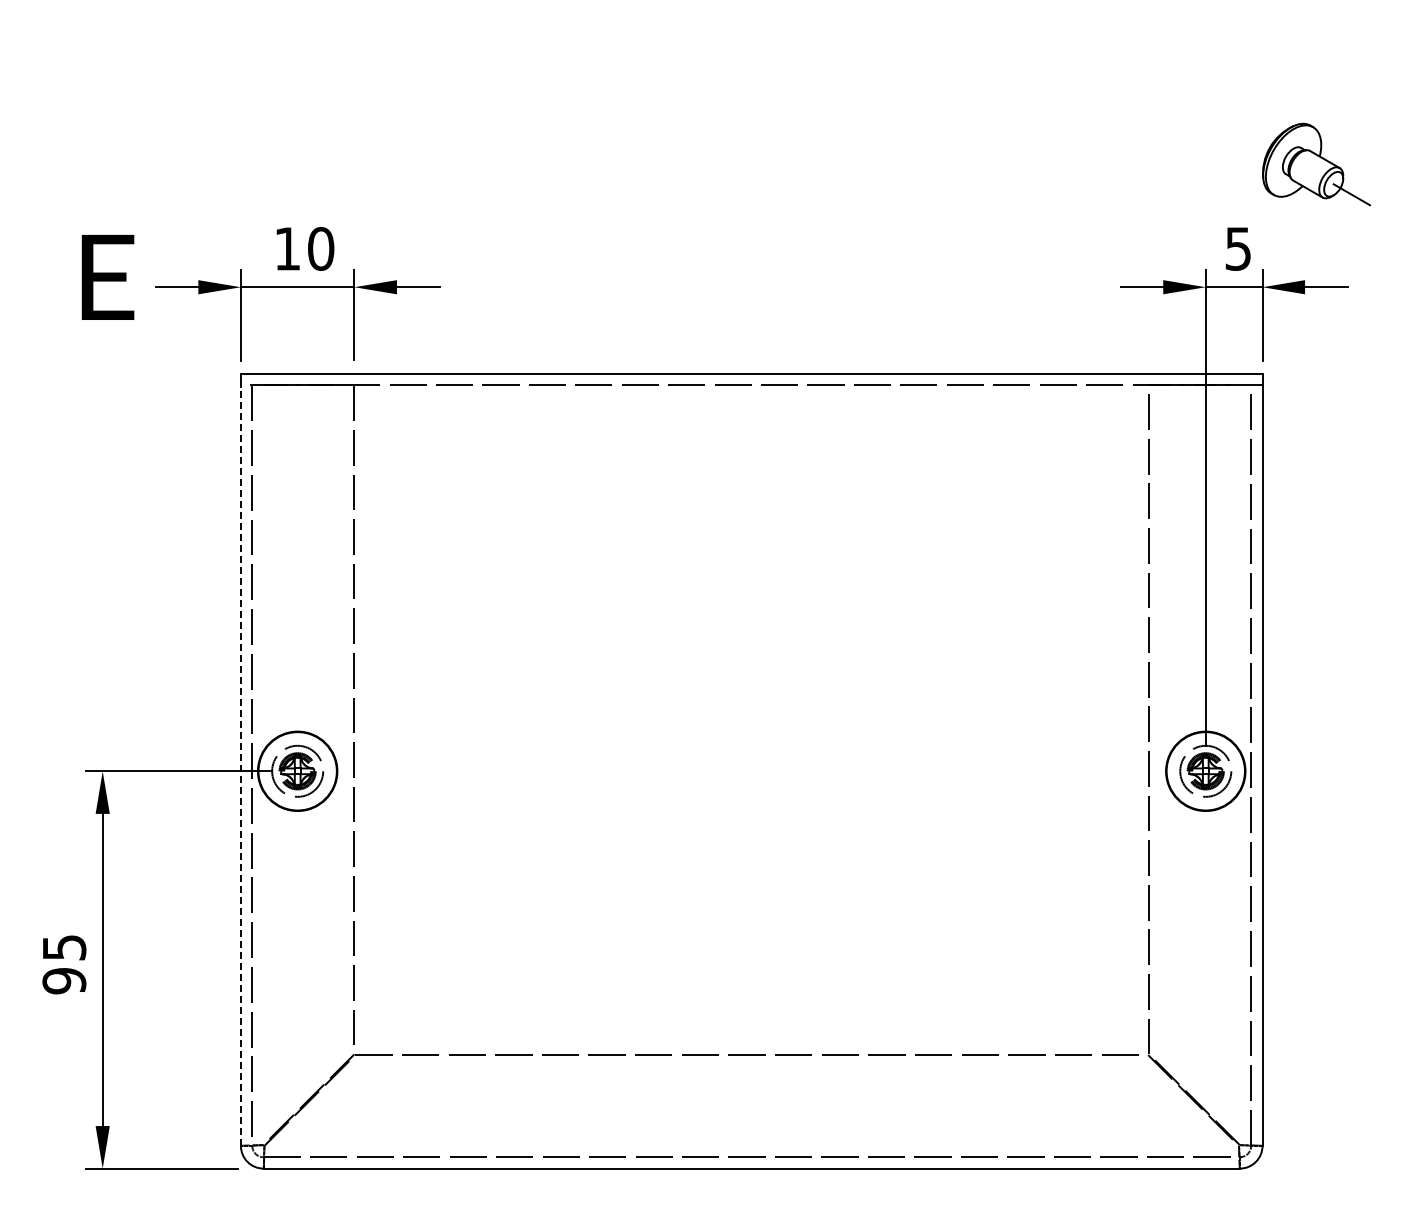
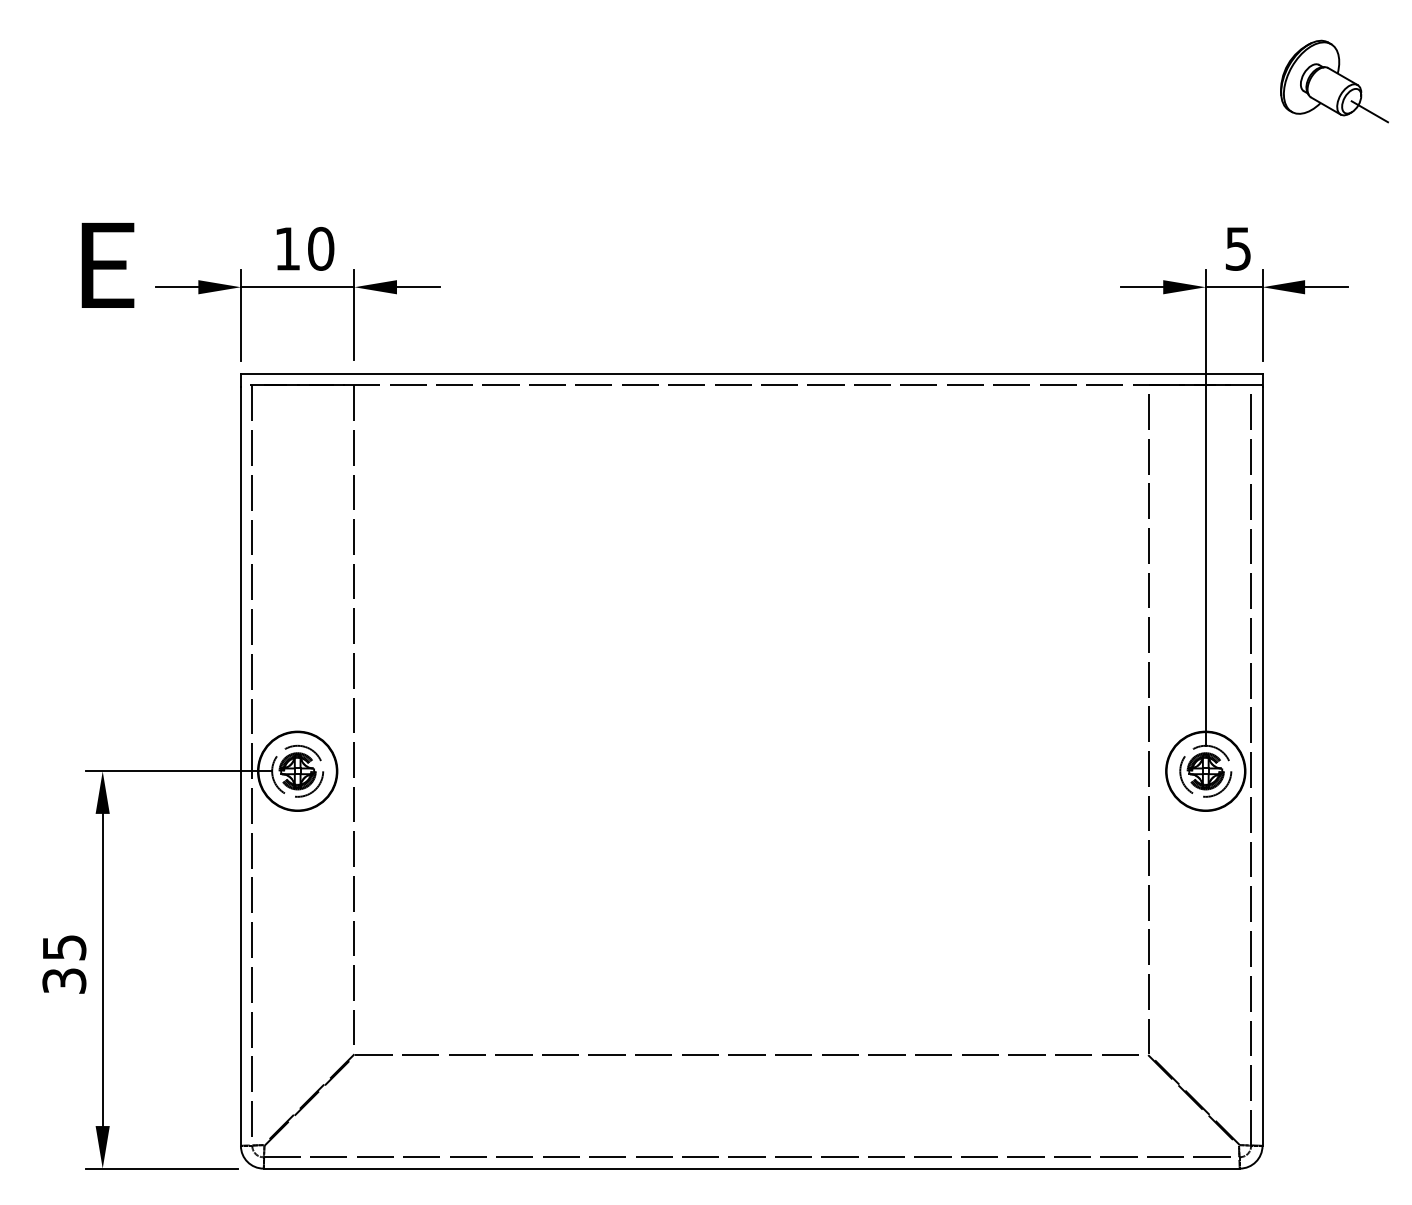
part position: (1316, 164) -> (1334, 81) (1334, 81)
text position: (107, 277) -> (107, 265) (107, 265)
line: dashed -> solid (240, 766)
text: 95 -> 35 (64, 981)
